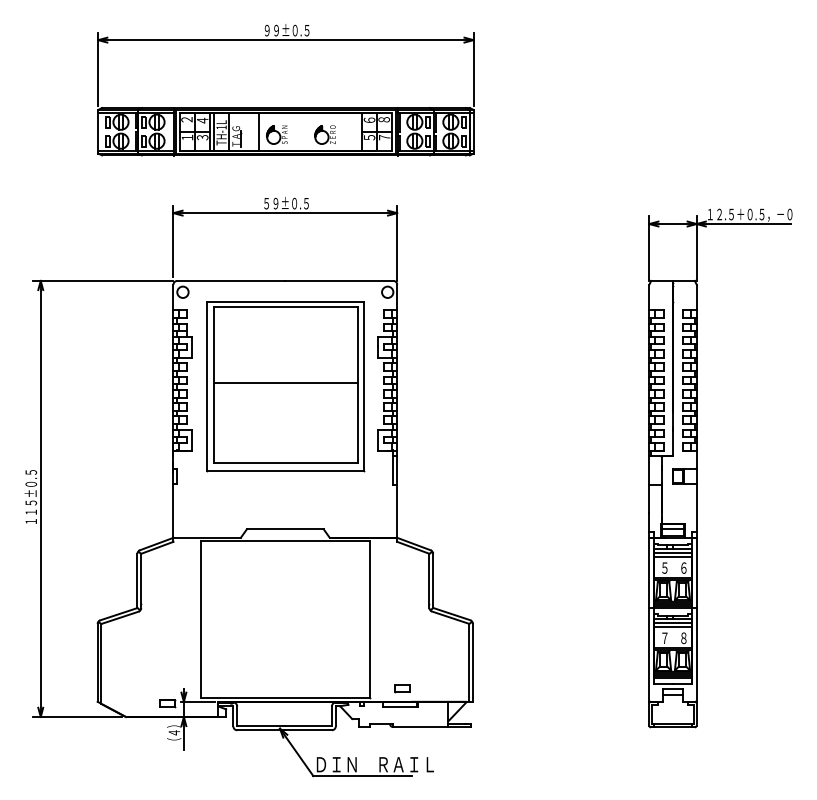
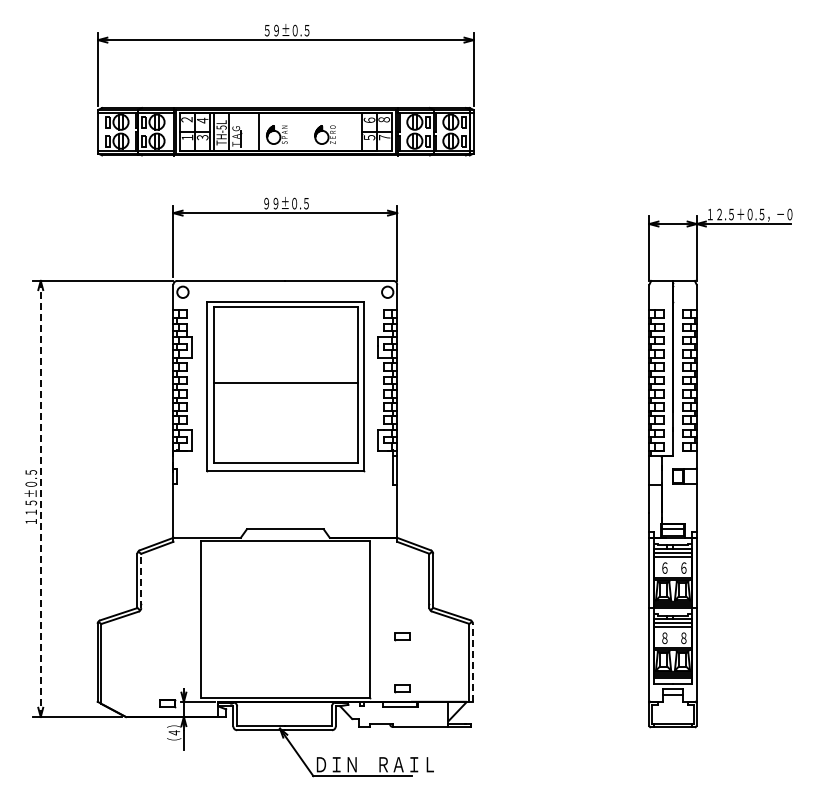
text: ９９±０.５ -> ５９±０.５ (266, 30)
text: TH-1L -> TH-5L (221, 127)
text: ５９±０.５ -> ９９±０.５ (266, 203)
line: solid -> dashed (40, 499)
text: ５ -> ６ (664, 567)
line: solid -> dashed (141, 580)
part: none -> present (402, 636)
text: ７ -> ８ (664, 638)
line: solid -> dashed (473, 662)
